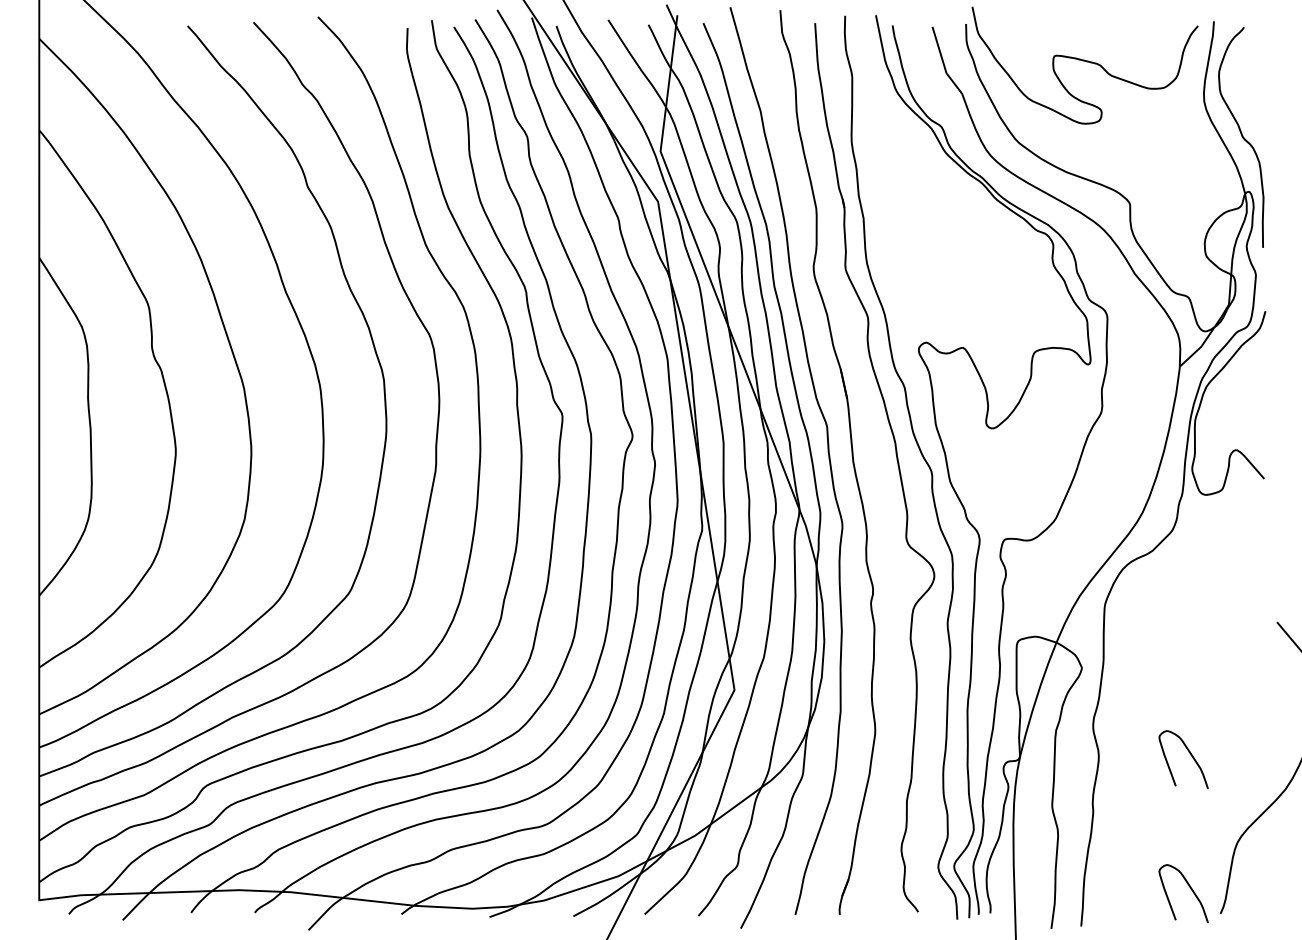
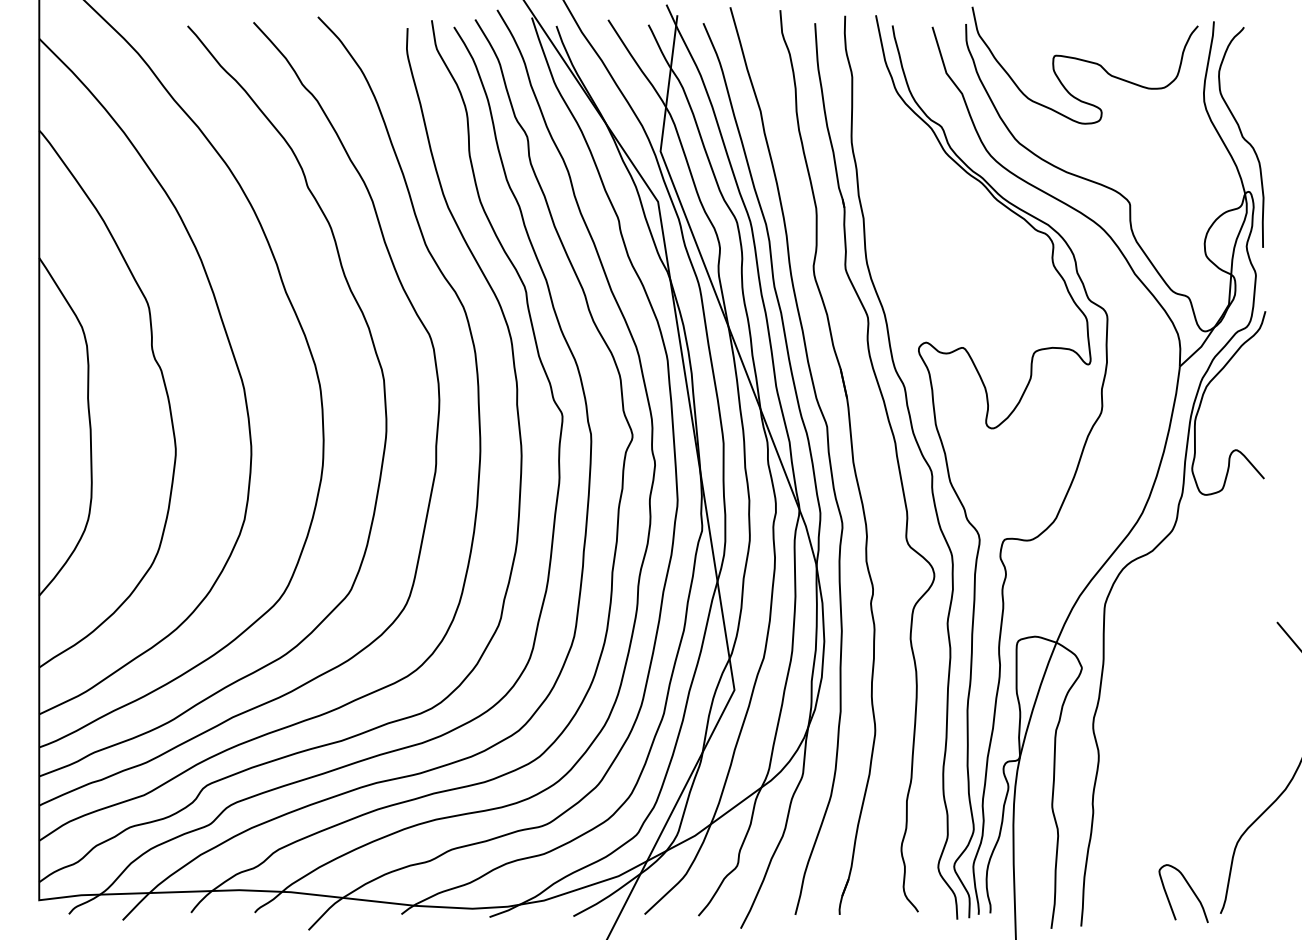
curve: present -> none (1190, 755)
